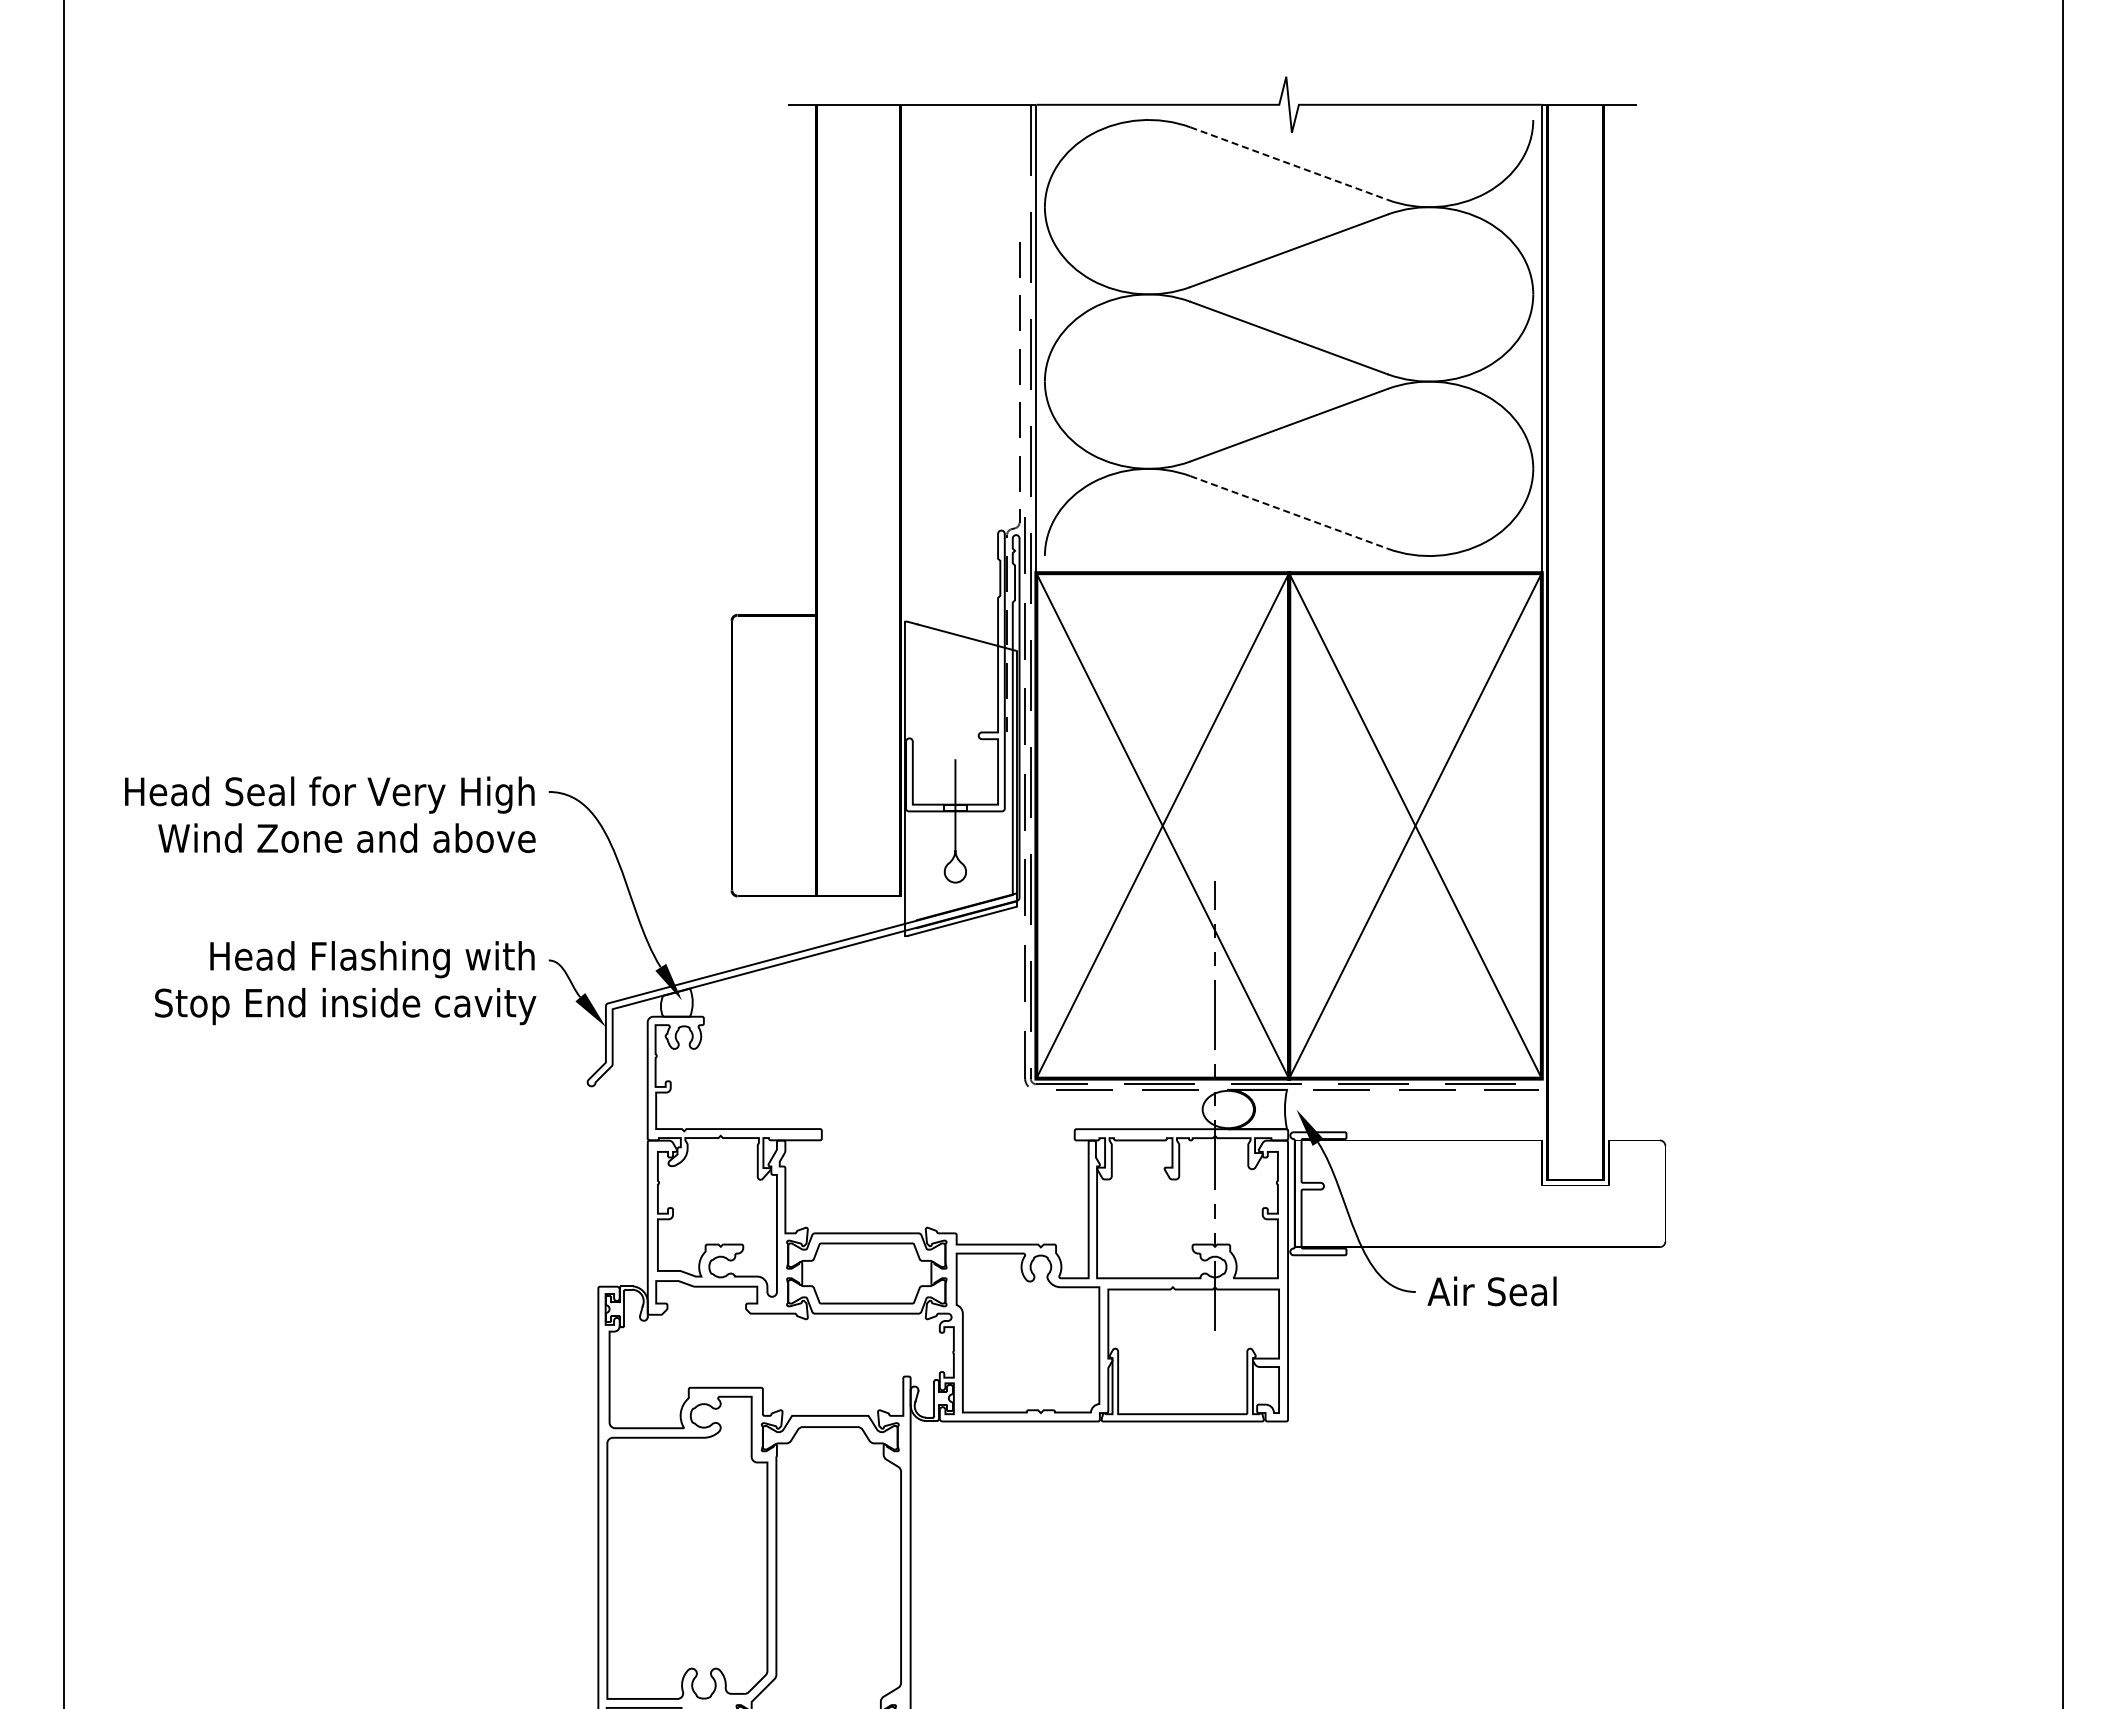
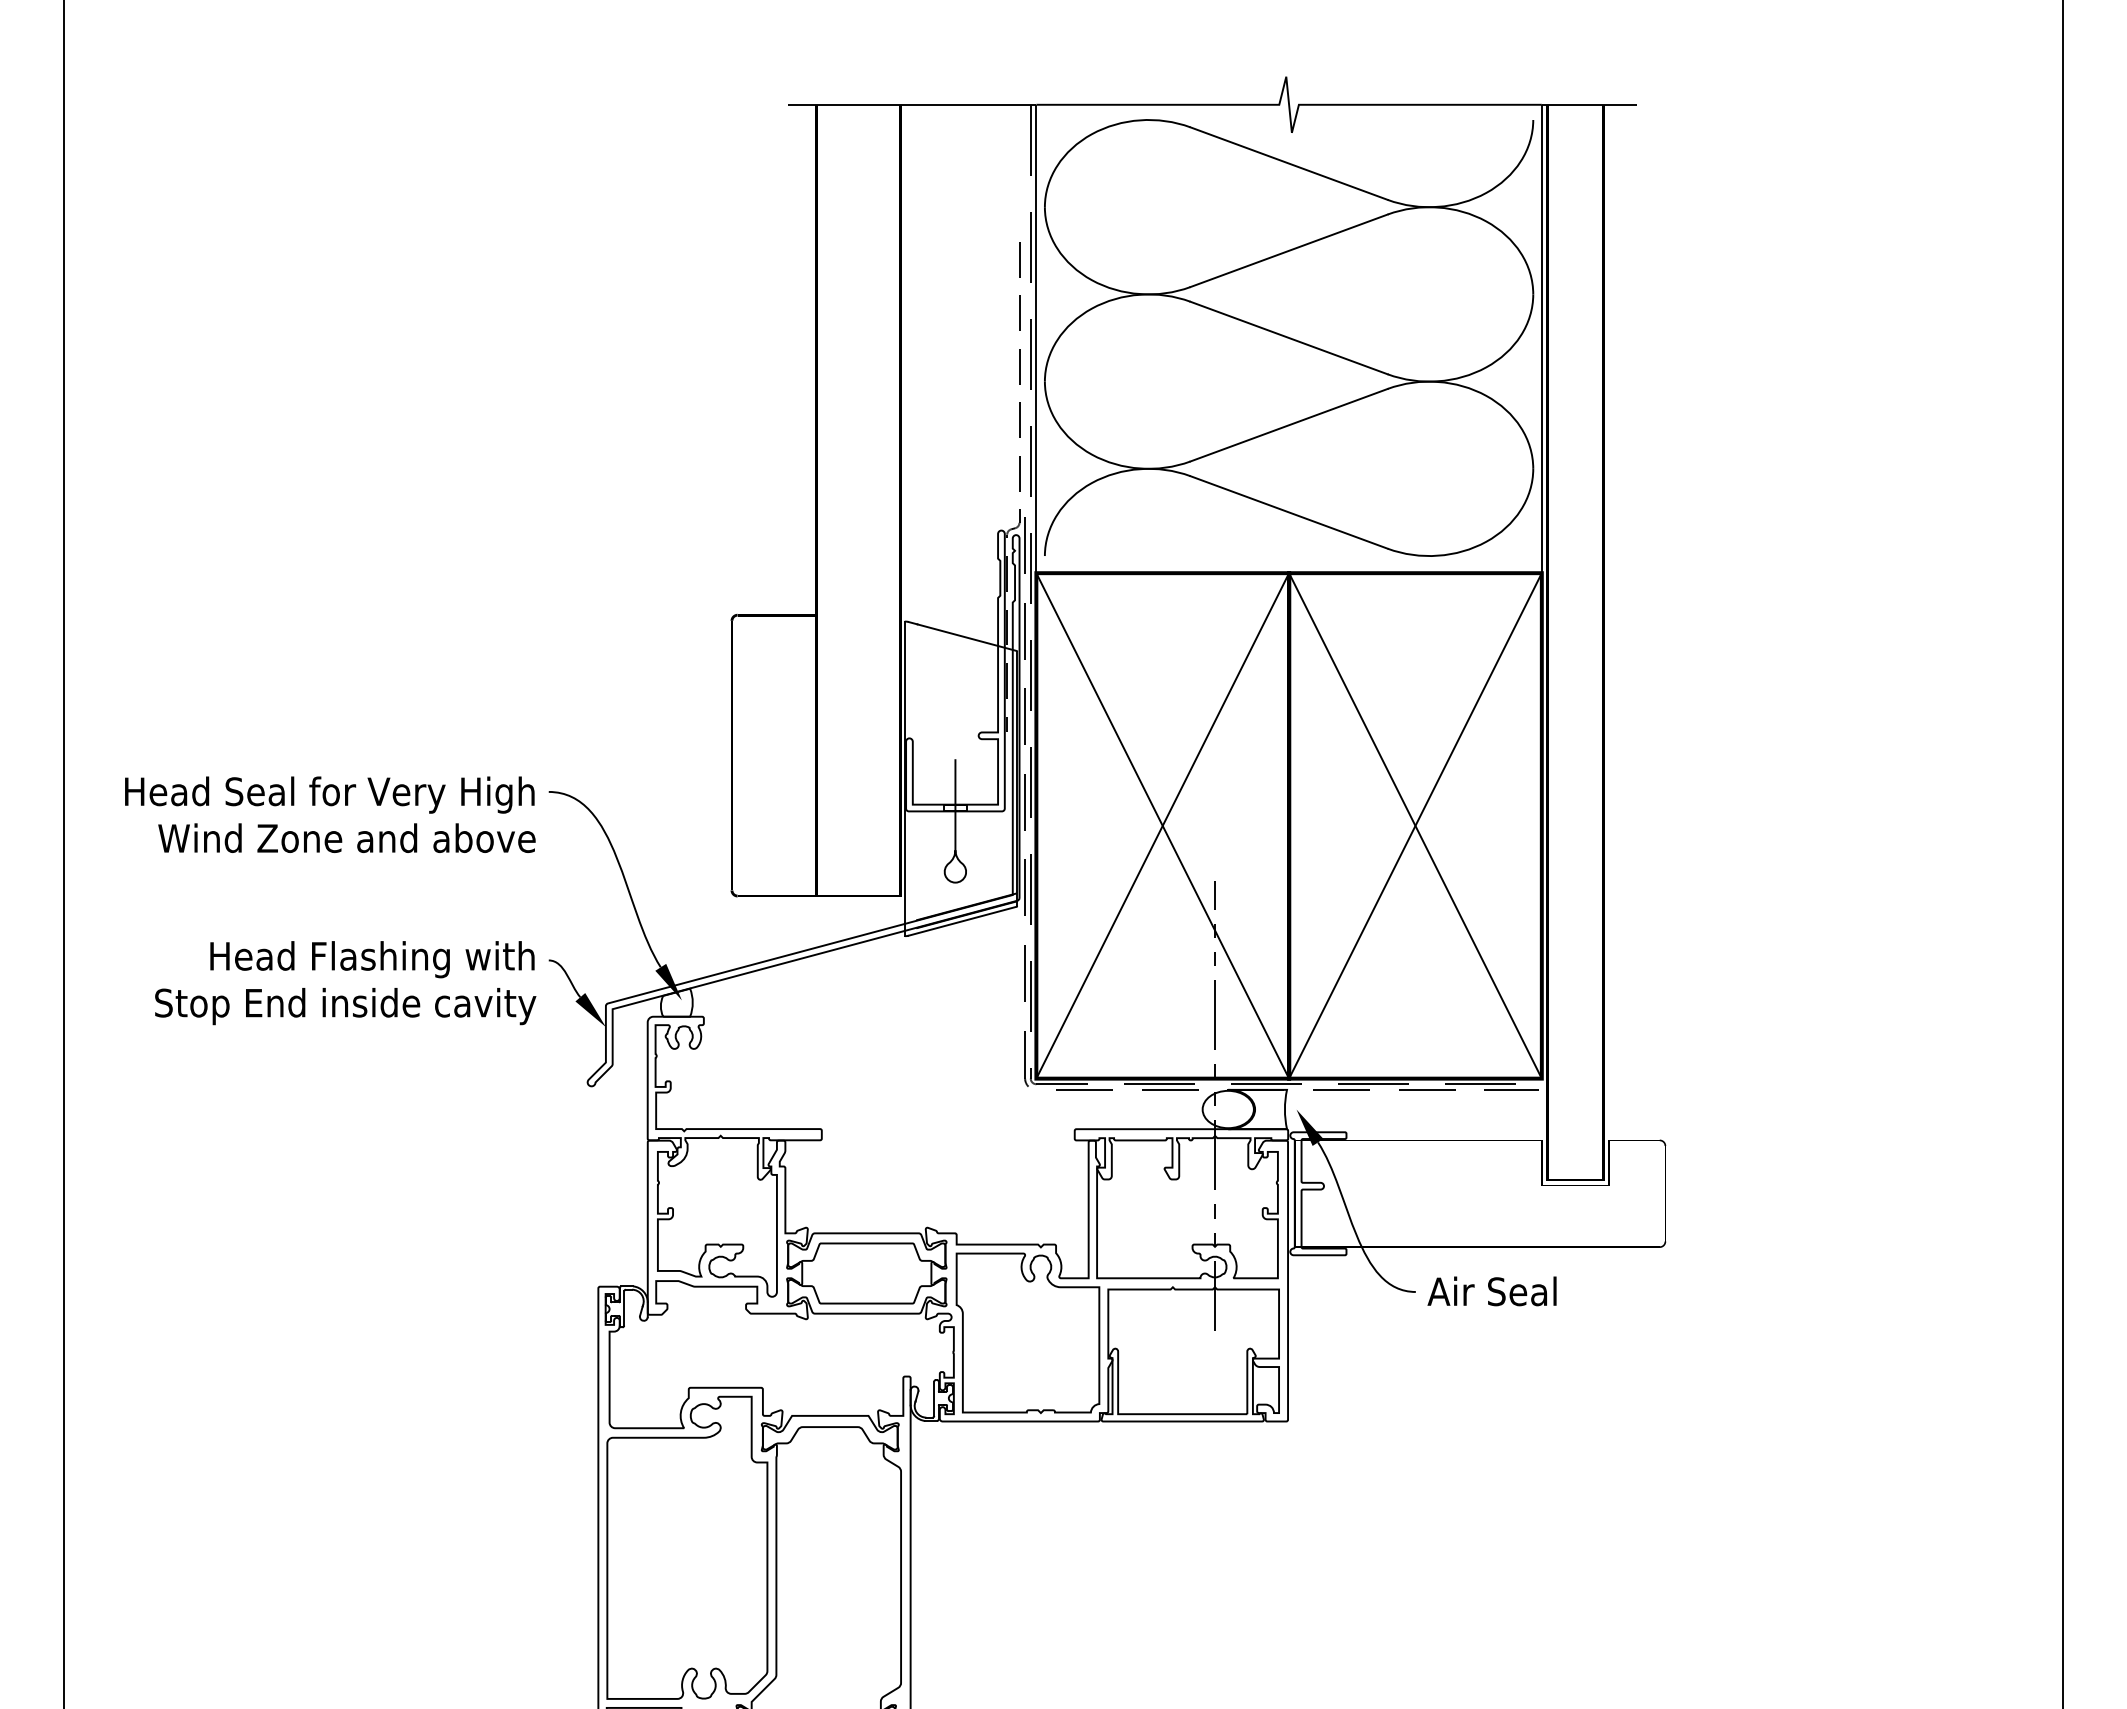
line: dashed -> solid (1289, 163)
line: dashed -> solid (1289, 512)
